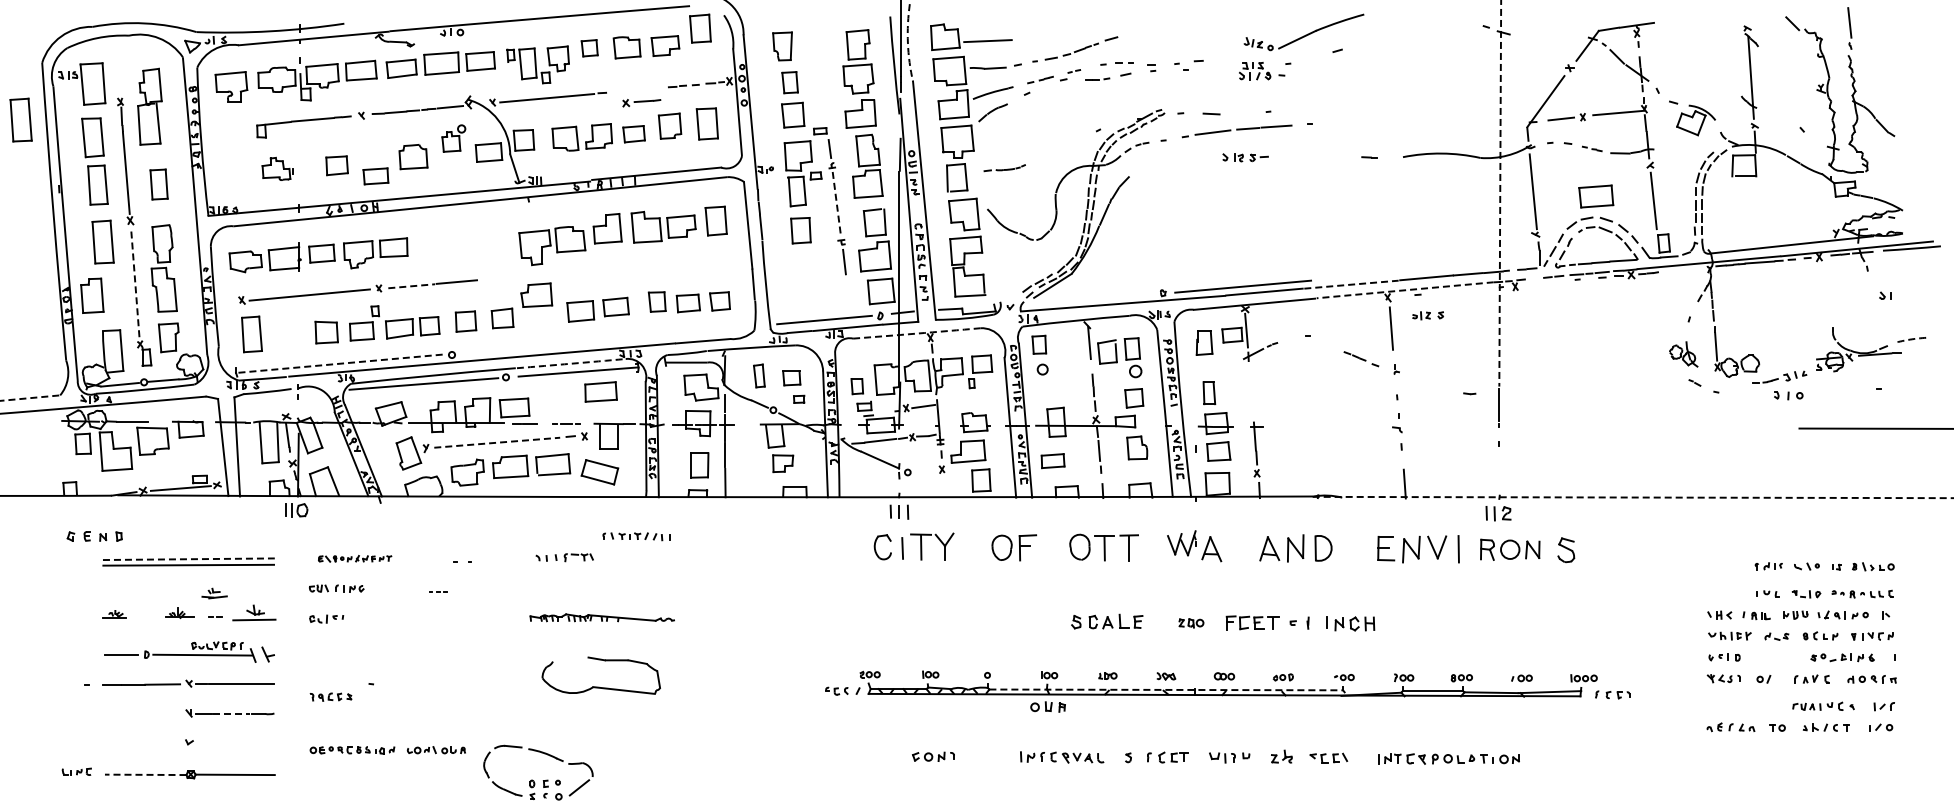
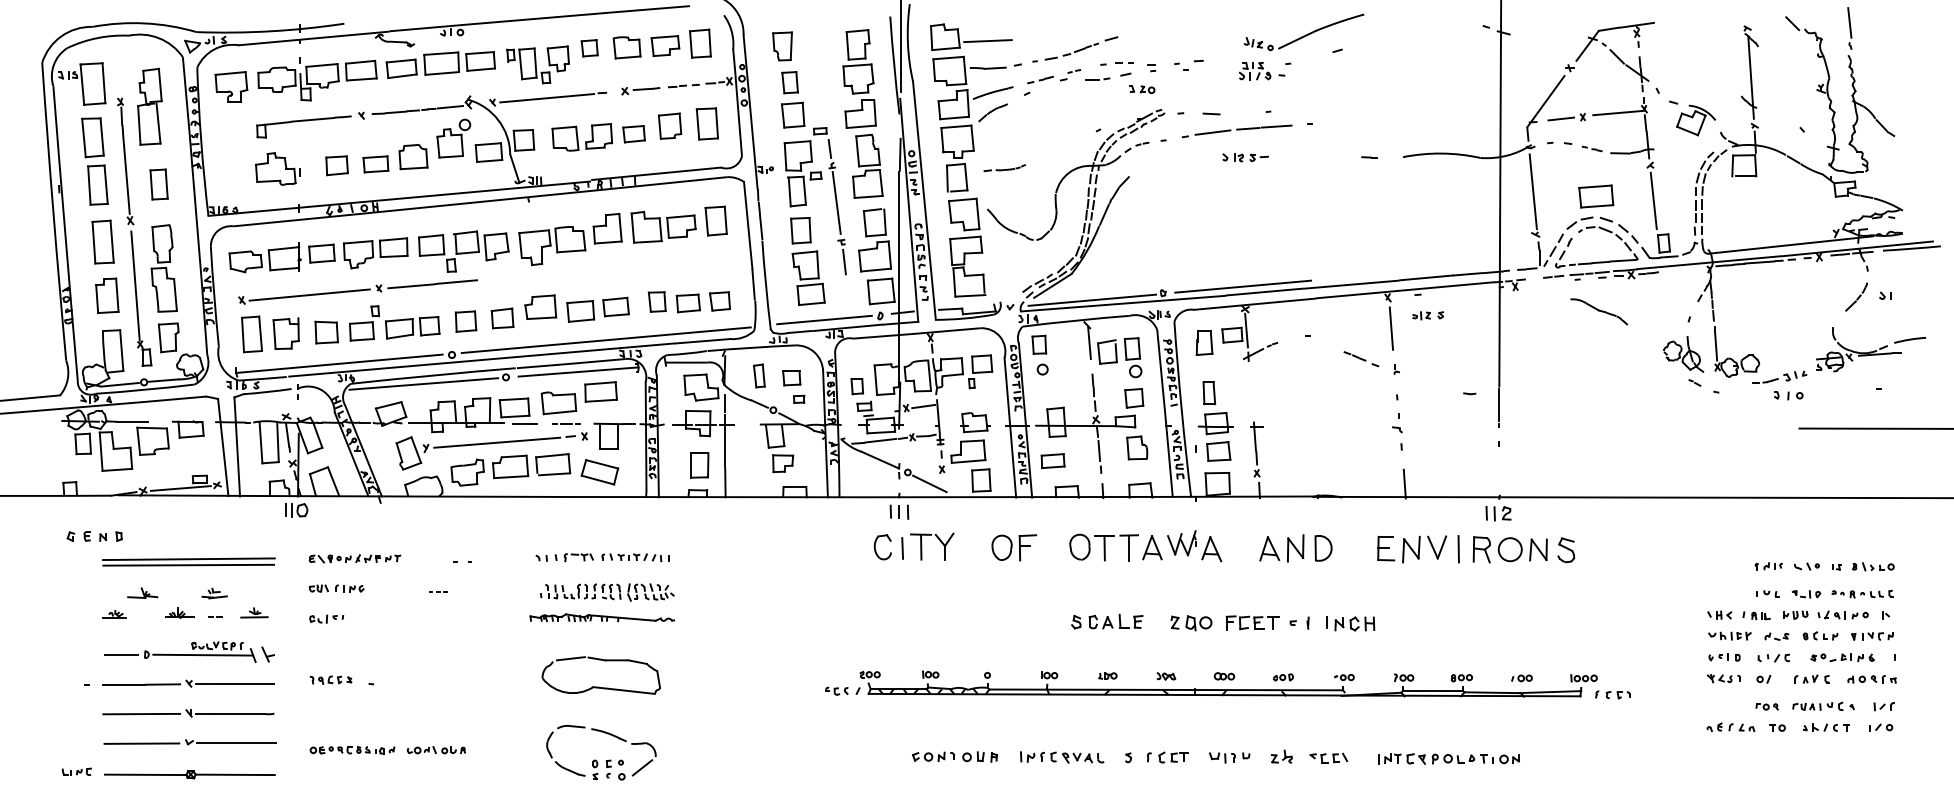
part position: (700, 28) -> (700, 43) (700, 43)
arc: dashed -> solid (907, 43)
part: none -> present (1142, 89)
part position: (641, 103) -> (640, 91) (640, 91)
part: present -> none (20, 119)
part size: 26x29 px -> 36x41 px (453, 138)
part size: 33x25 px -> 46x34 px (277, 168)
part position: (375, 176) -> (375, 164) (375, 164)
line: dashed -> solid (1500, 193)
line: dashed -> solid (836, 203)
part: none -> present (463, 251)
part: none -> present (808, 277)
line: dashed -> solid (1351, 284)
line: dashed -> solid (135, 286)
line: dashed -> solid (412, 286)
line: dashed -> solid (1405, 290)
part position: (536, 294) -> (540, 306) (540, 306)
part position: (92, 295) -> (107, 295) (107, 295)
part: none -> present (1856, 296)
line: none -> present (1092, 299)
part: none -> present (1598, 311)
part: none -> present (285, 333)
arc: dashed -> solid (916, 333)
arc: dashed -> solid (1910, 339)
line: none -> present (605, 340)
part size: 30x27 px -> 42x37 px (1683, 354)
line: dashed -> solid (339, 363)
arc: dashed -> solid (571, 363)
line: dashed -> solid (30, 398)
part: none -> present (558, 403)
line: dashed -> solid (497, 442)
line: none -> present (929, 483)
line: dashed -> solid (1633, 497)
part position: (636, 536) -> (635, 557) (635, 557)
part: none -> present (1152, 547)
part size: 61x23 px -> 76x28 px (1509, 549)
part size: 75x8 px -> 94x10 px (354, 558)
line: dashed -> solid (188, 559)
part: none -> present (142, 592)
part: none -> present (607, 592)
part size: 45x18 px -> 29x12 px (254, 612)
part size: 27x11 px -> 43x17 px (1191, 623)
part: none -> present (1773, 657)
line: none -> present (570, 658)
line: dashed -> solid (1166, 689)
part position: (330, 696) -> (330, 679) (330, 679)
part position: (1047, 706) -> (979, 756) (979, 756)
part: none -> present (1766, 706)
line: none -> present (141, 713)
line: dashed -> solid (231, 713)
line: none -> present (141, 743)
line: none -> present (236, 743)
line: dashed -> solid (145, 774)
part position: (542, 780) -> (605, 760) (605, 760)
